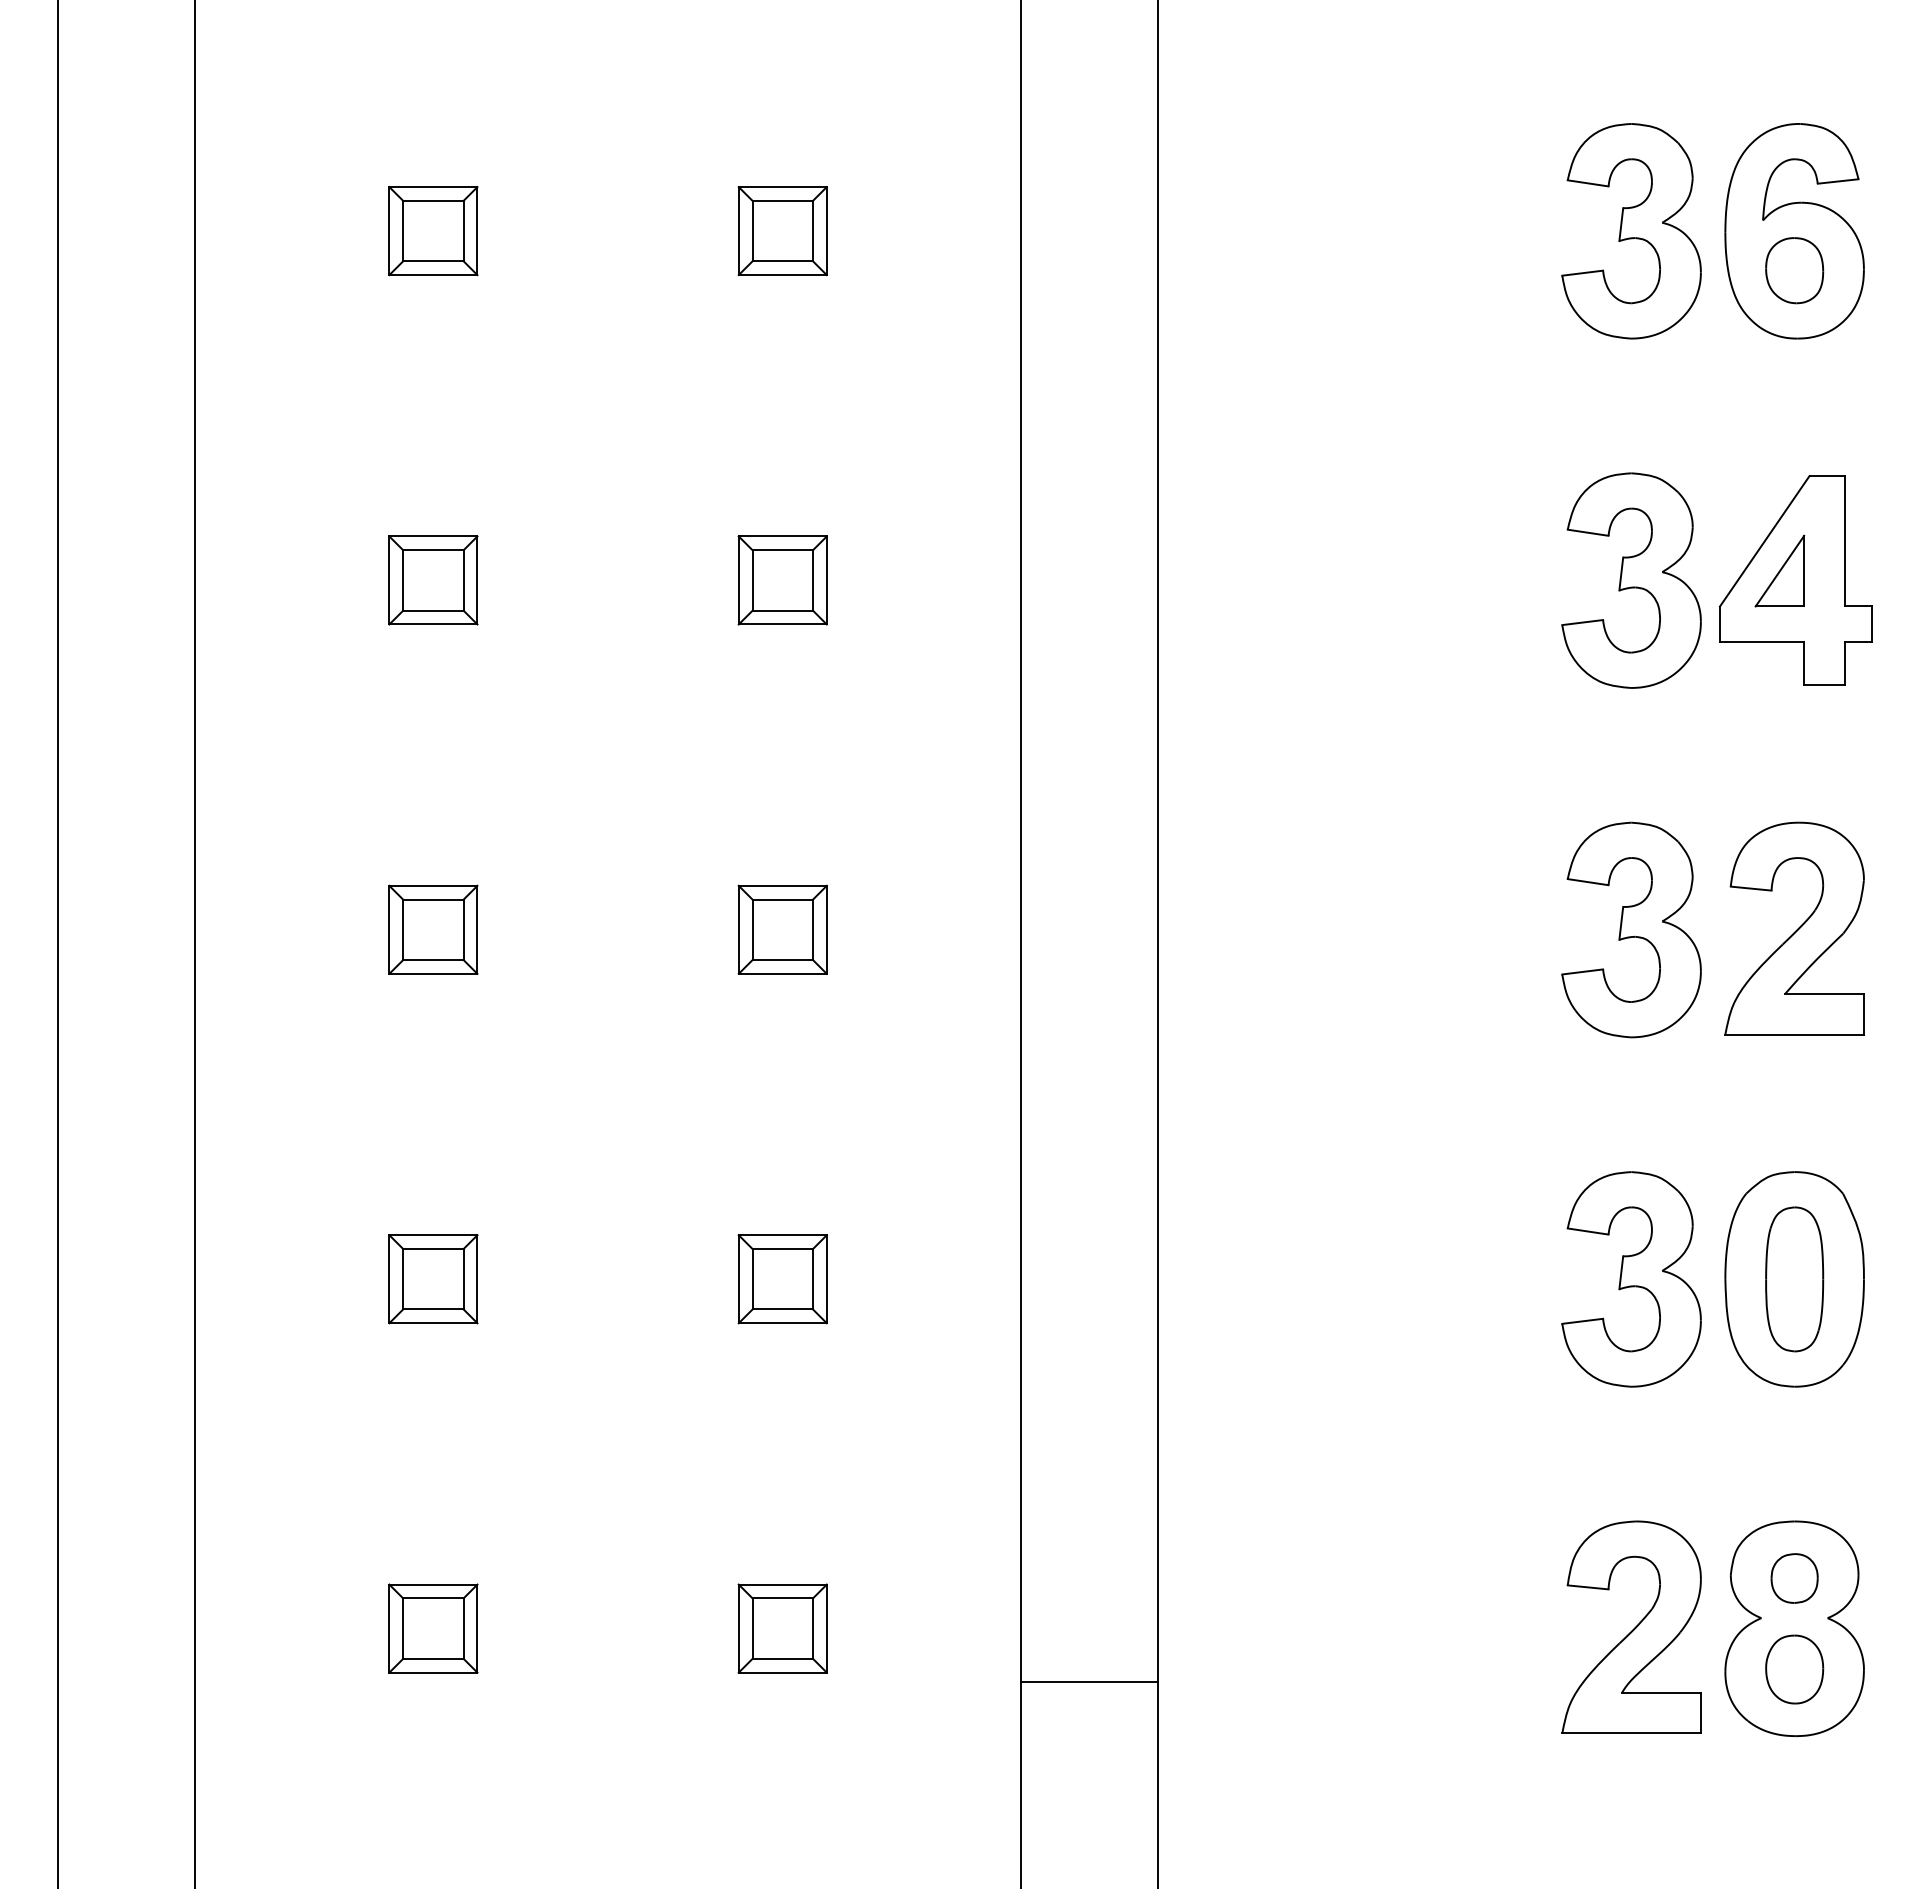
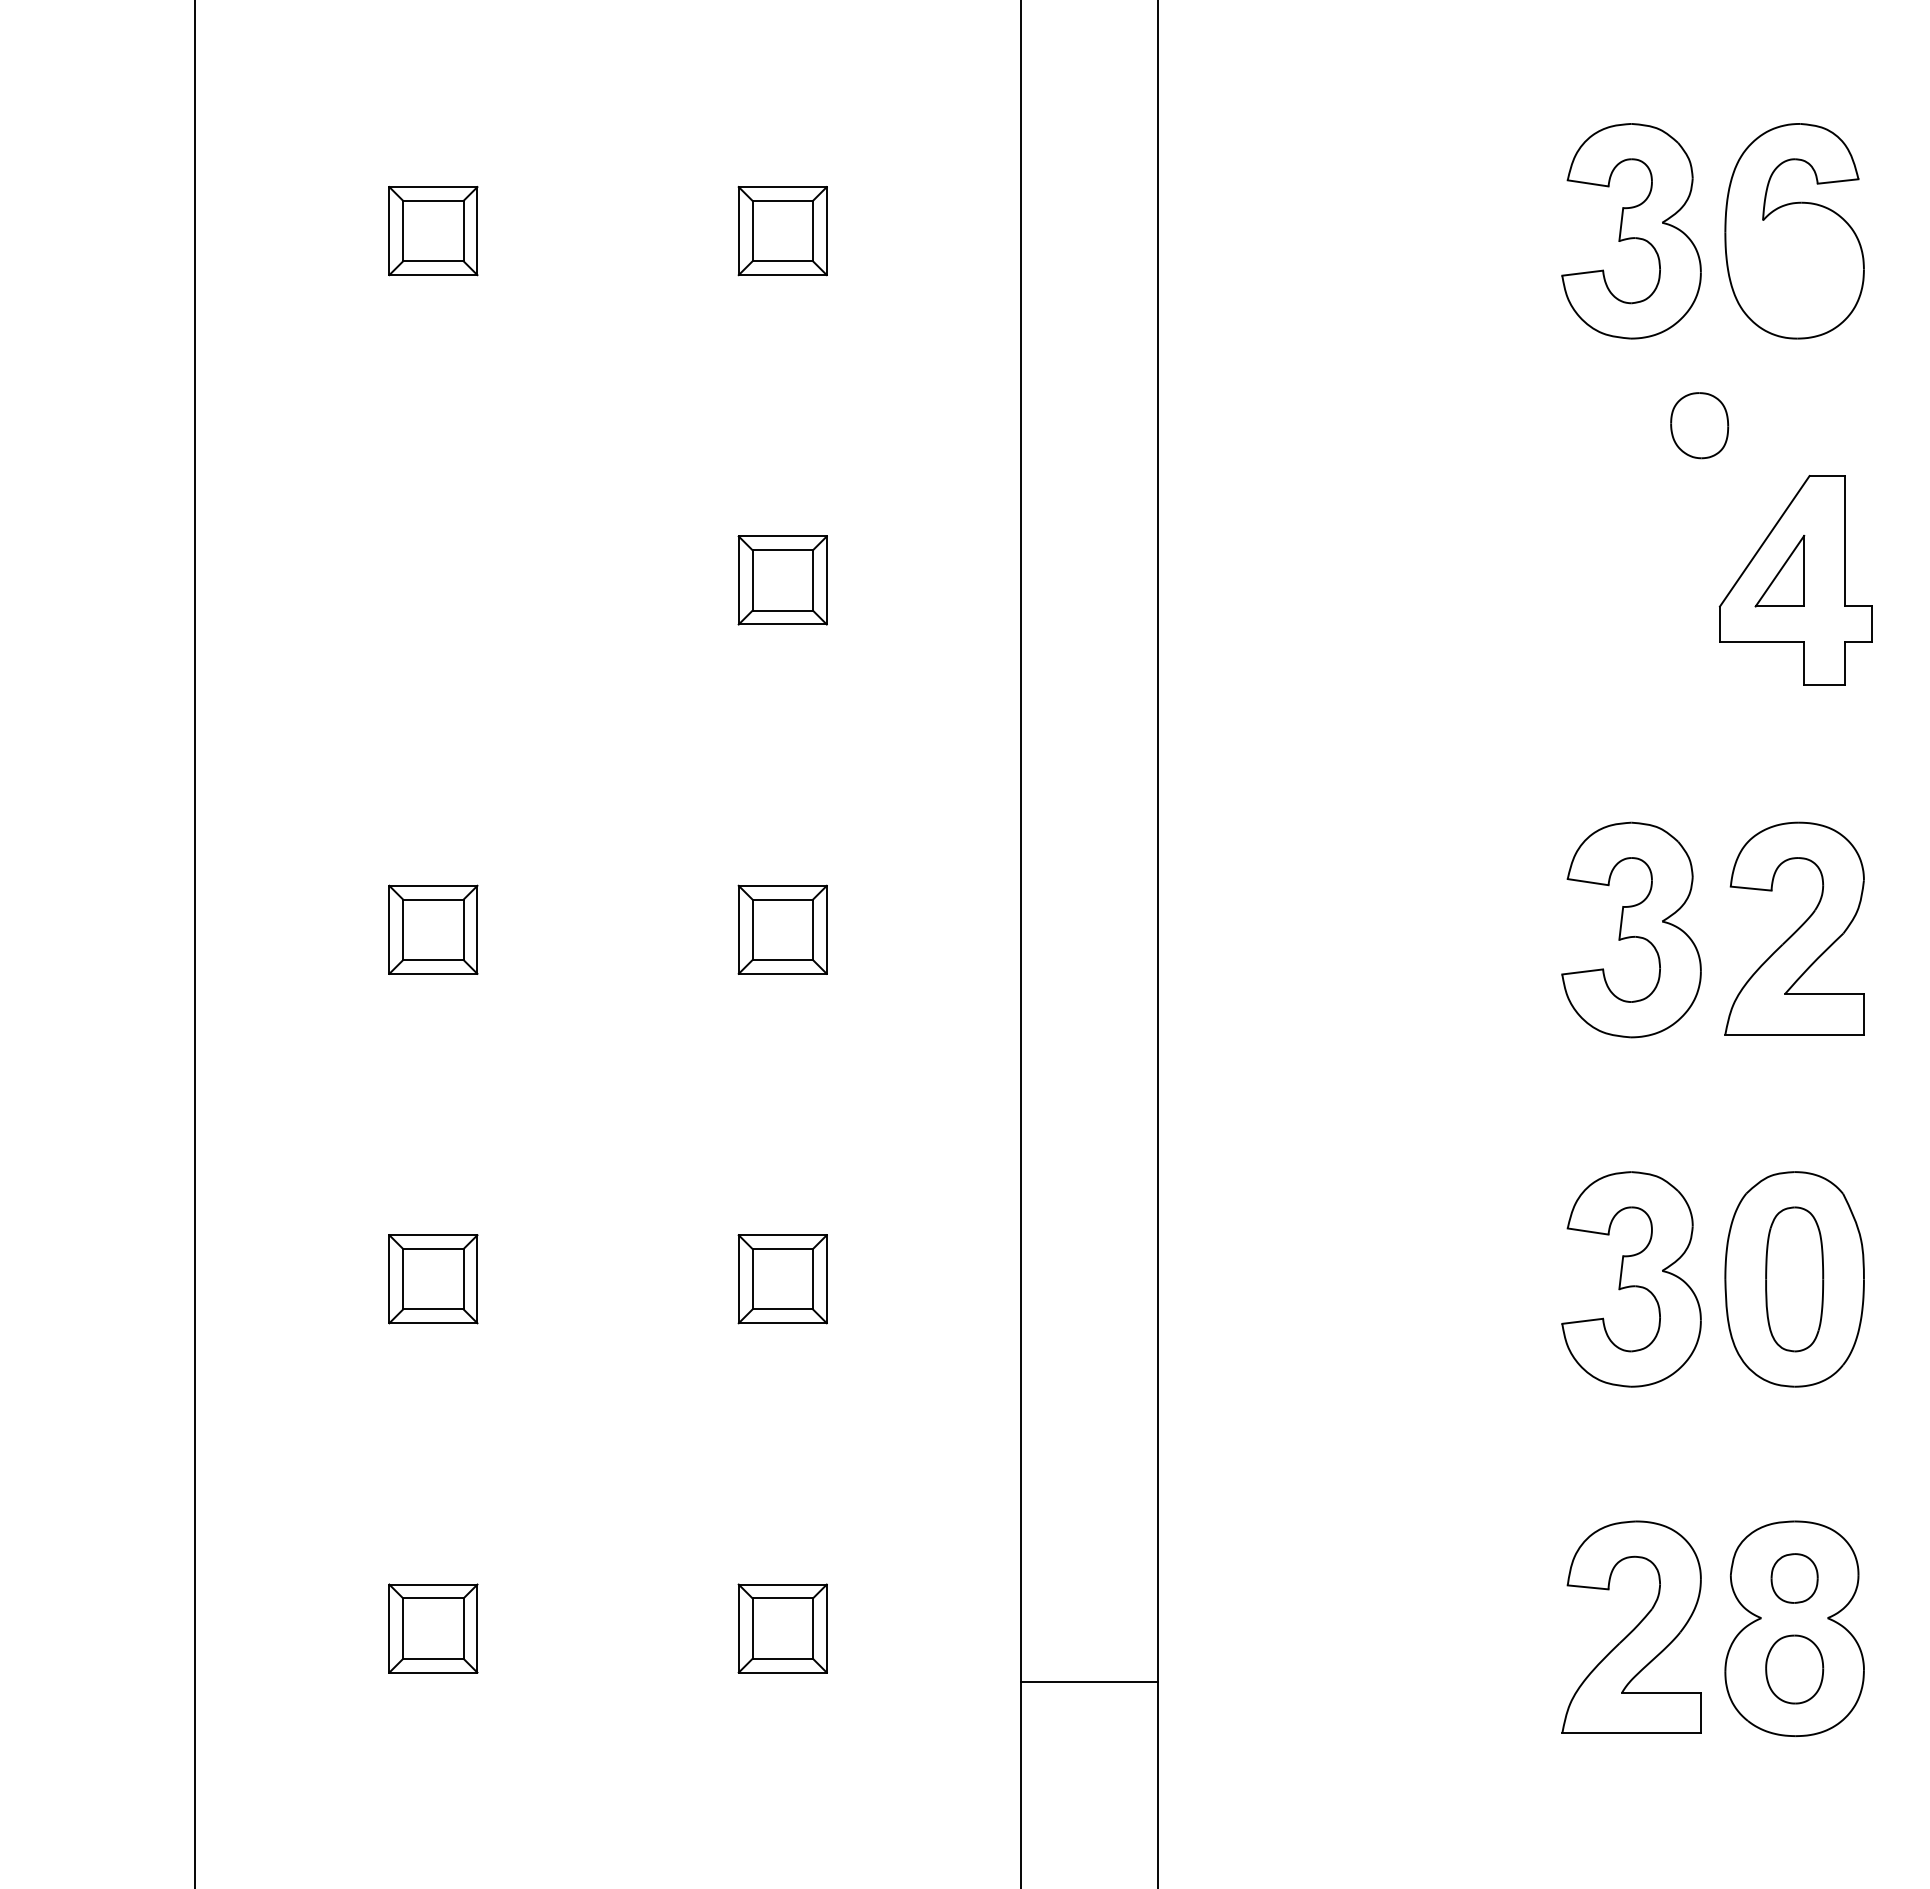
part position: (1794, 270) -> (1699, 425) (1699, 425)
part: present -> none (433, 580)
part: present -> none (1631, 580)
line: present -> none (57, 943)
